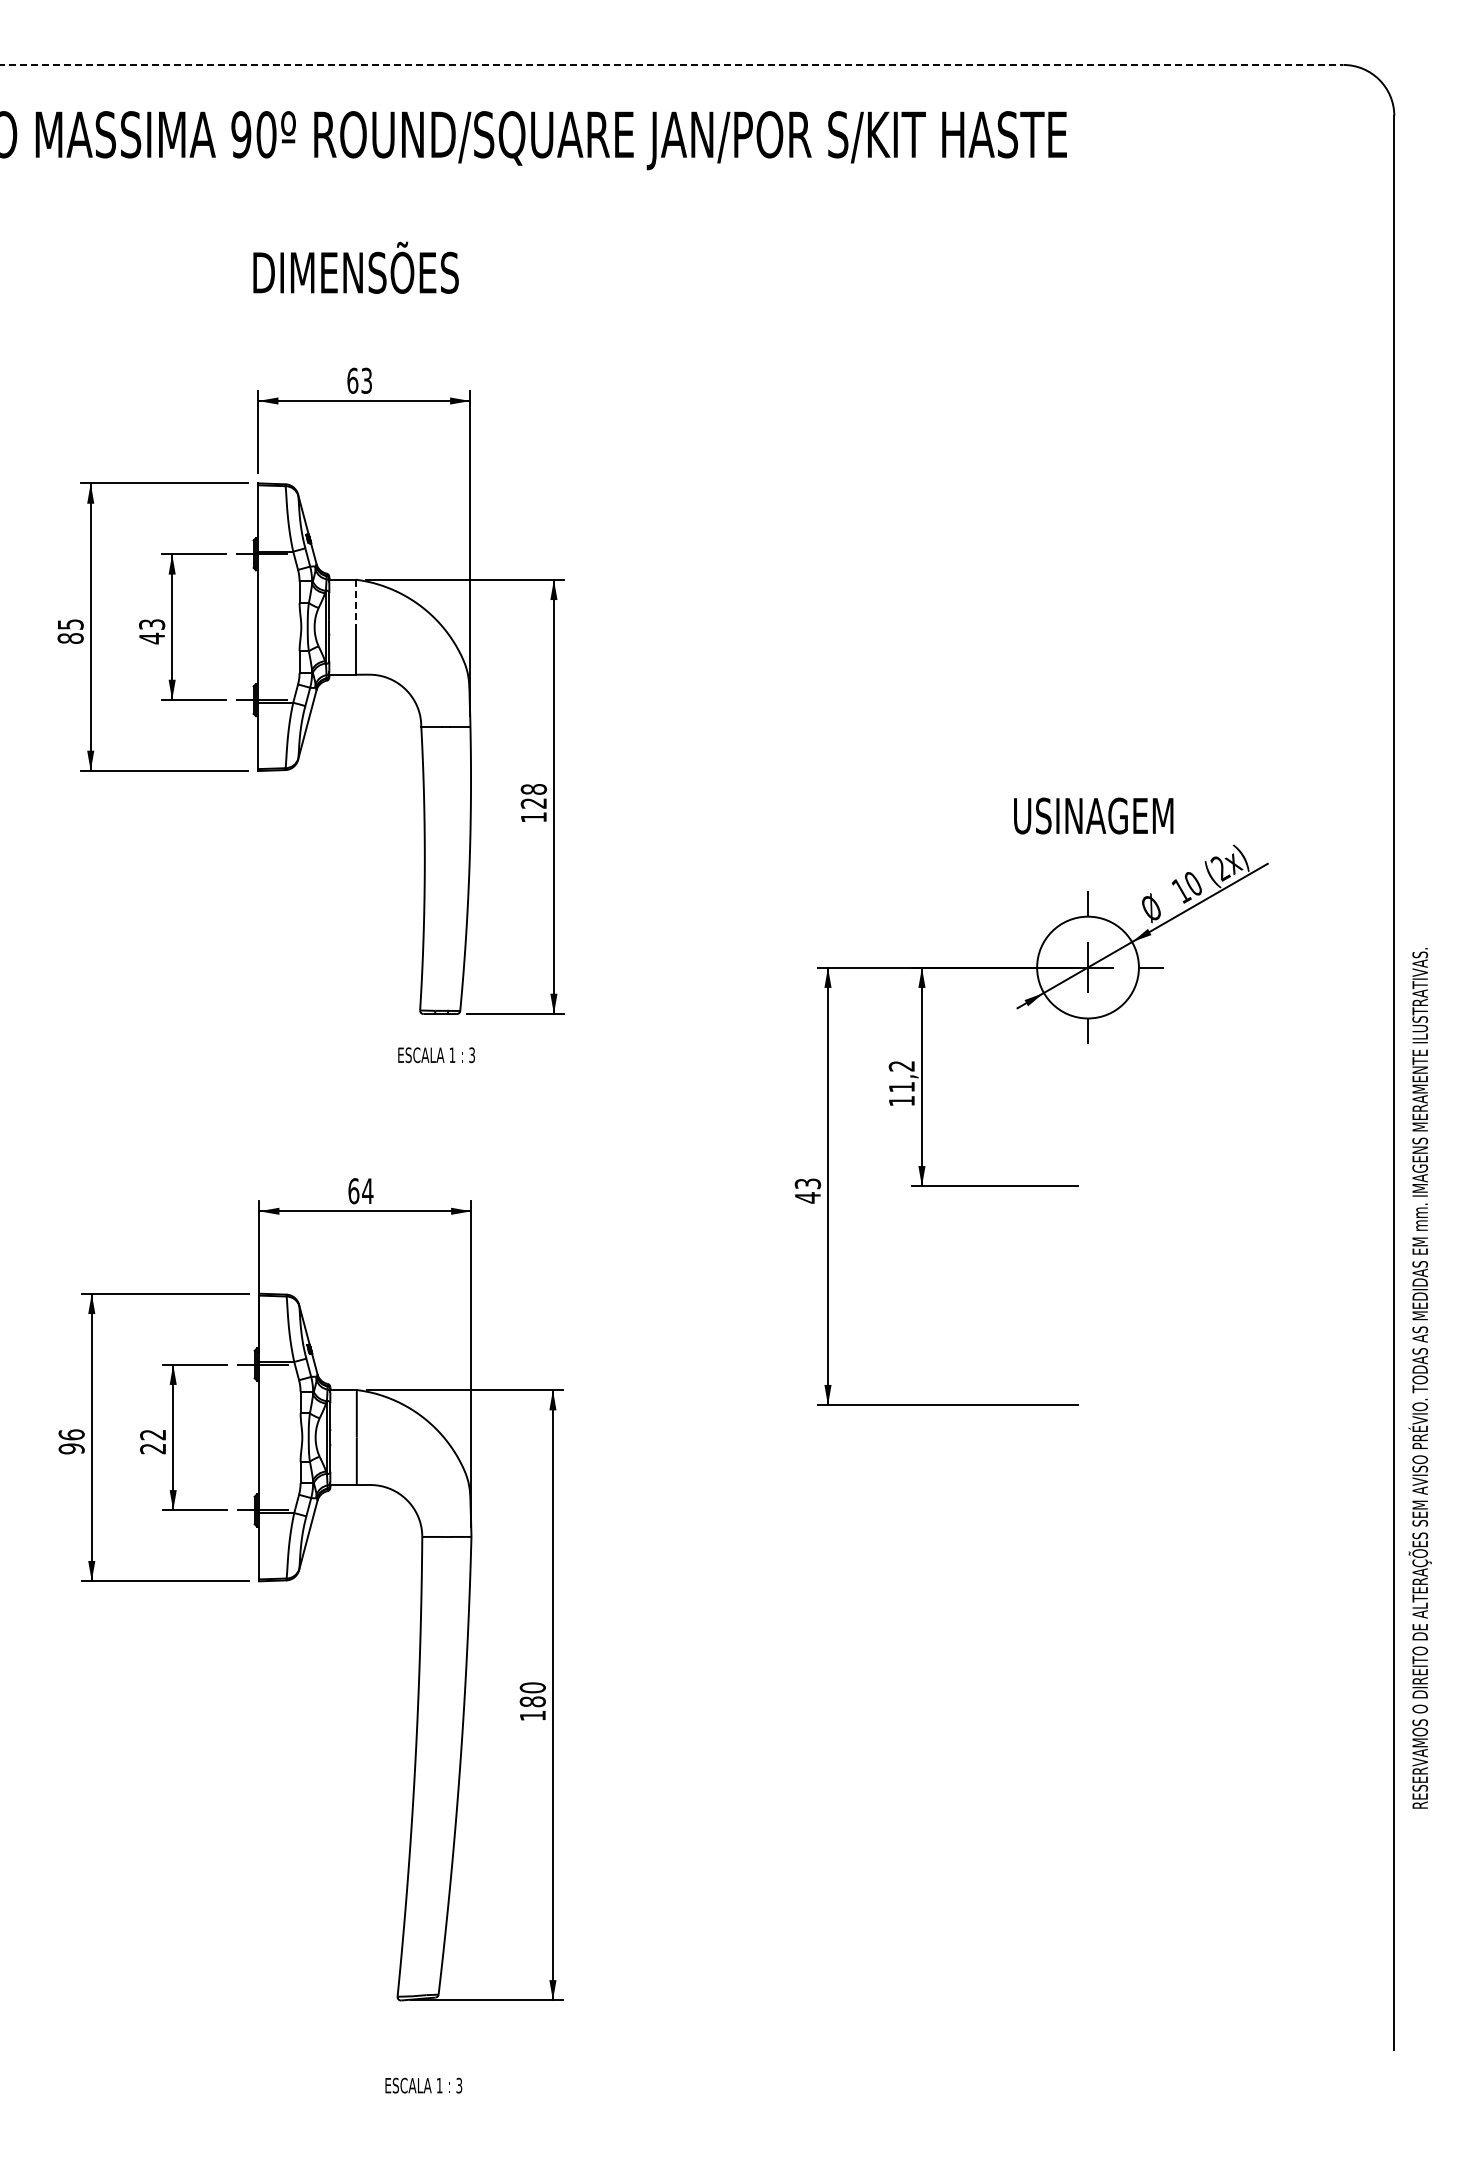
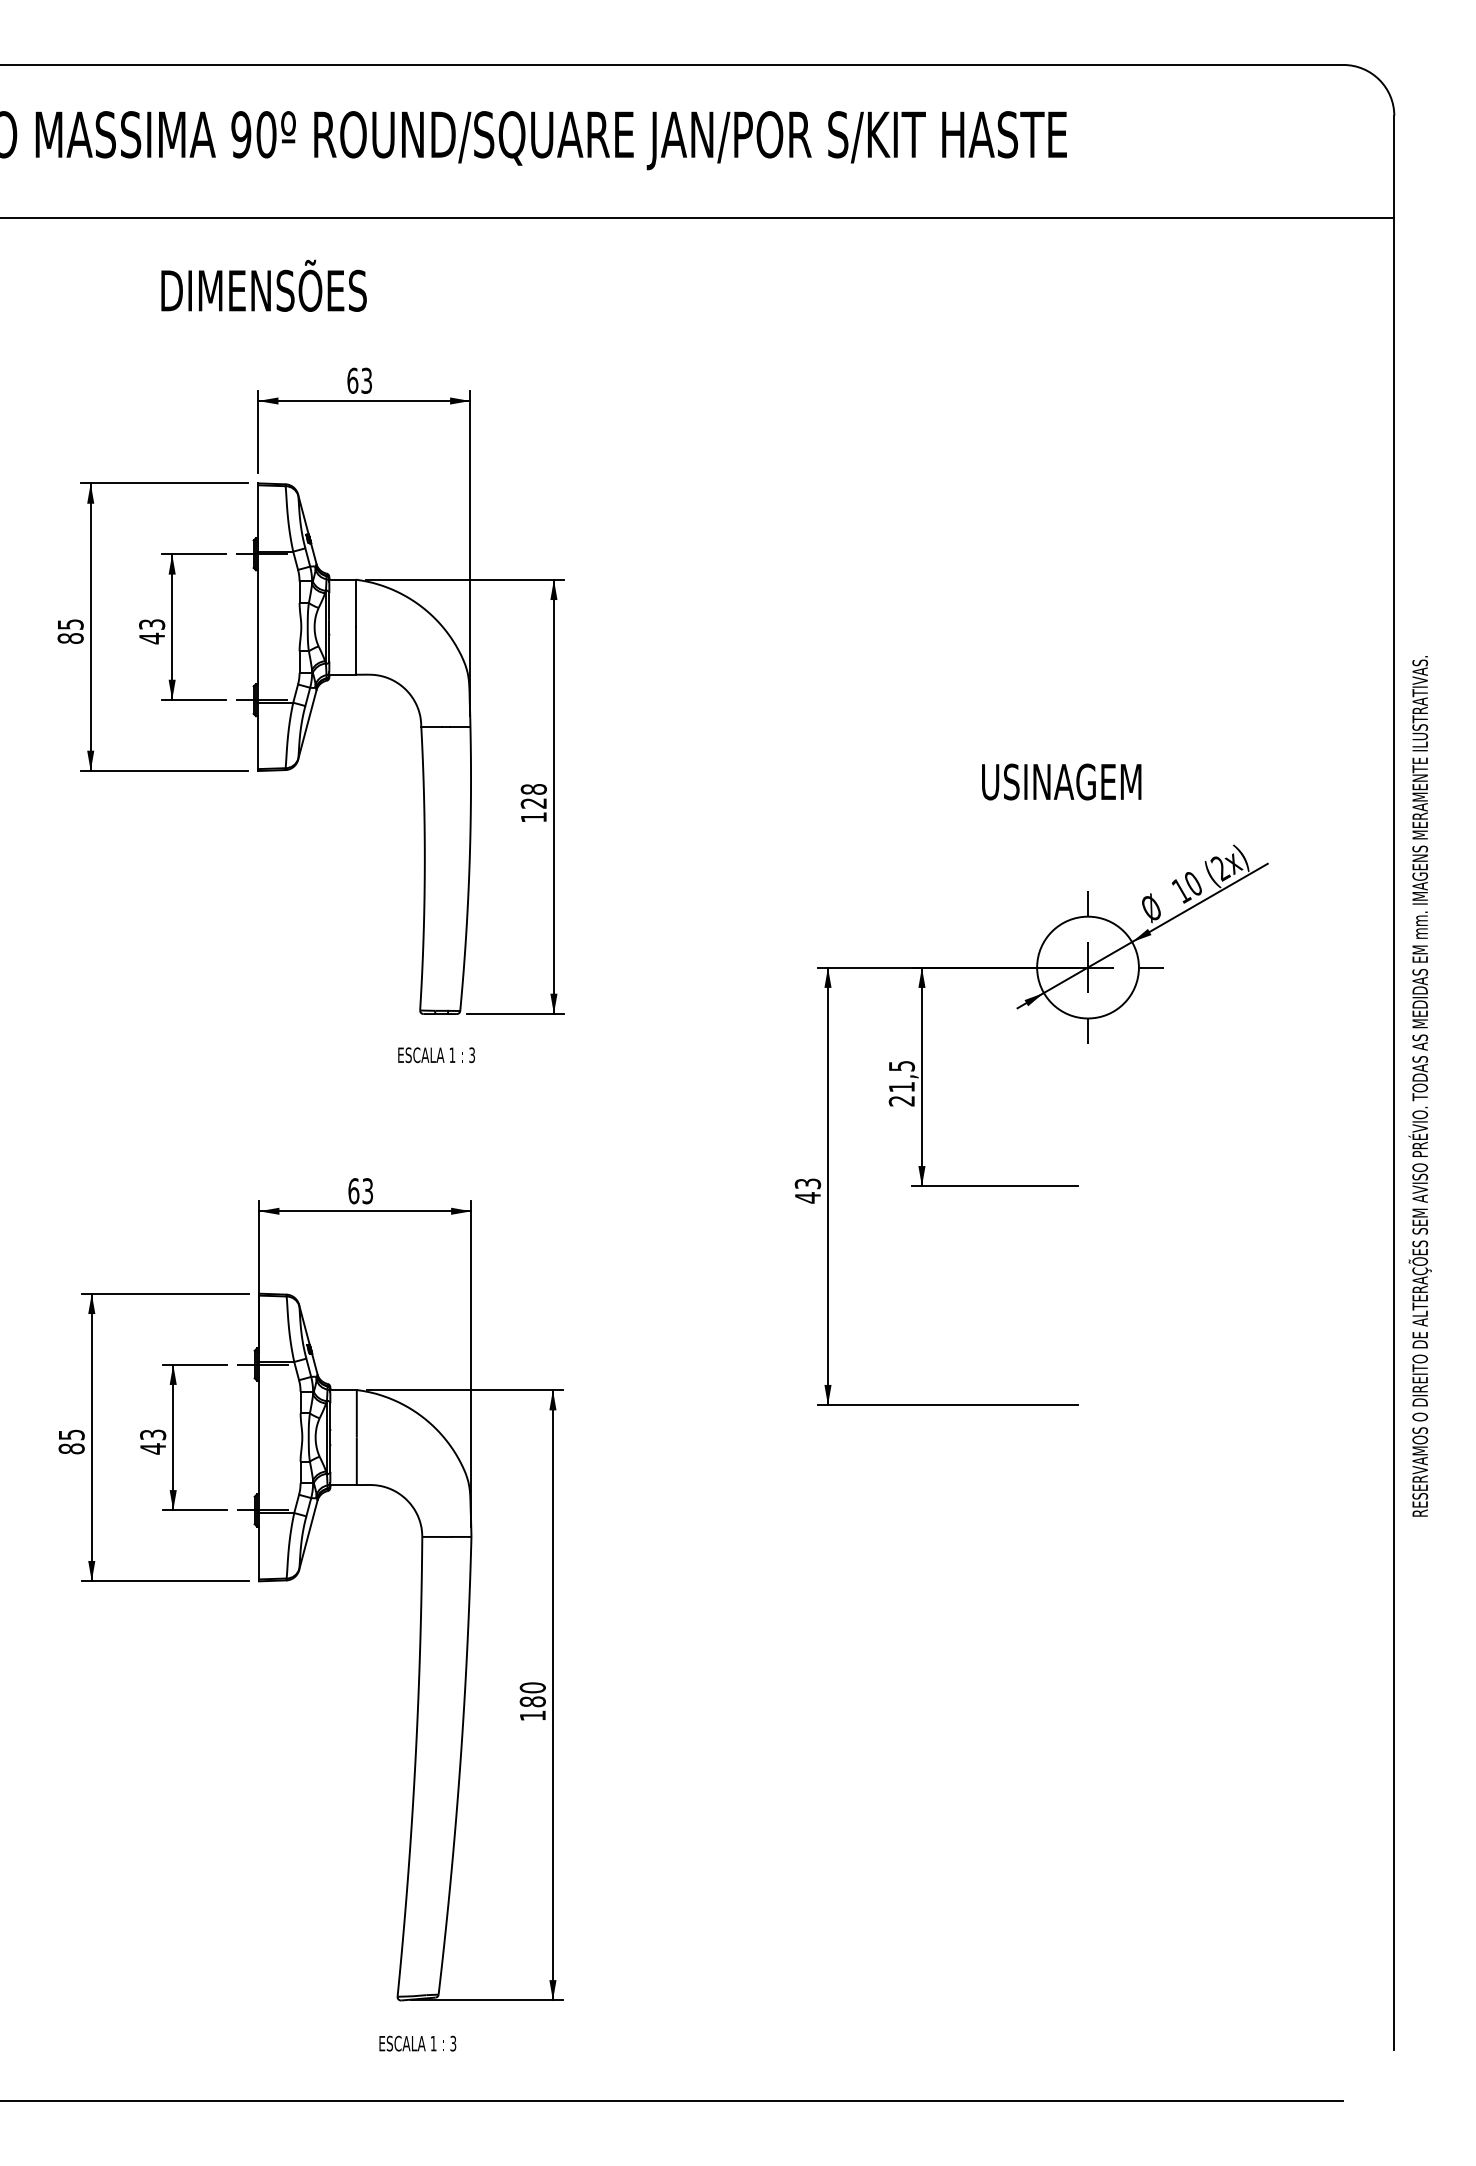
line: dashed -> solid (672, 64)
line: none -> present (698, 217)
text position: (355, 267) -> (263, 285) (263, 285)
line: dashed -> solid (355, 603)
text position: (1093, 815) -> (1061, 781) (1061, 781)
text: 11,2 -> 21,5 (901, 1083)
text: 64 -> 63 (367, 1191)
text position: (1419, 1378) -> (1419, 1086) (1419, 1086)
text: 96 -> 85 (71, 1441)
text: 22 -> 43 (153, 1441)
text position: (423, 2085) -> (417, 2043) (417, 2043)
line: none -> present (672, 2101)
